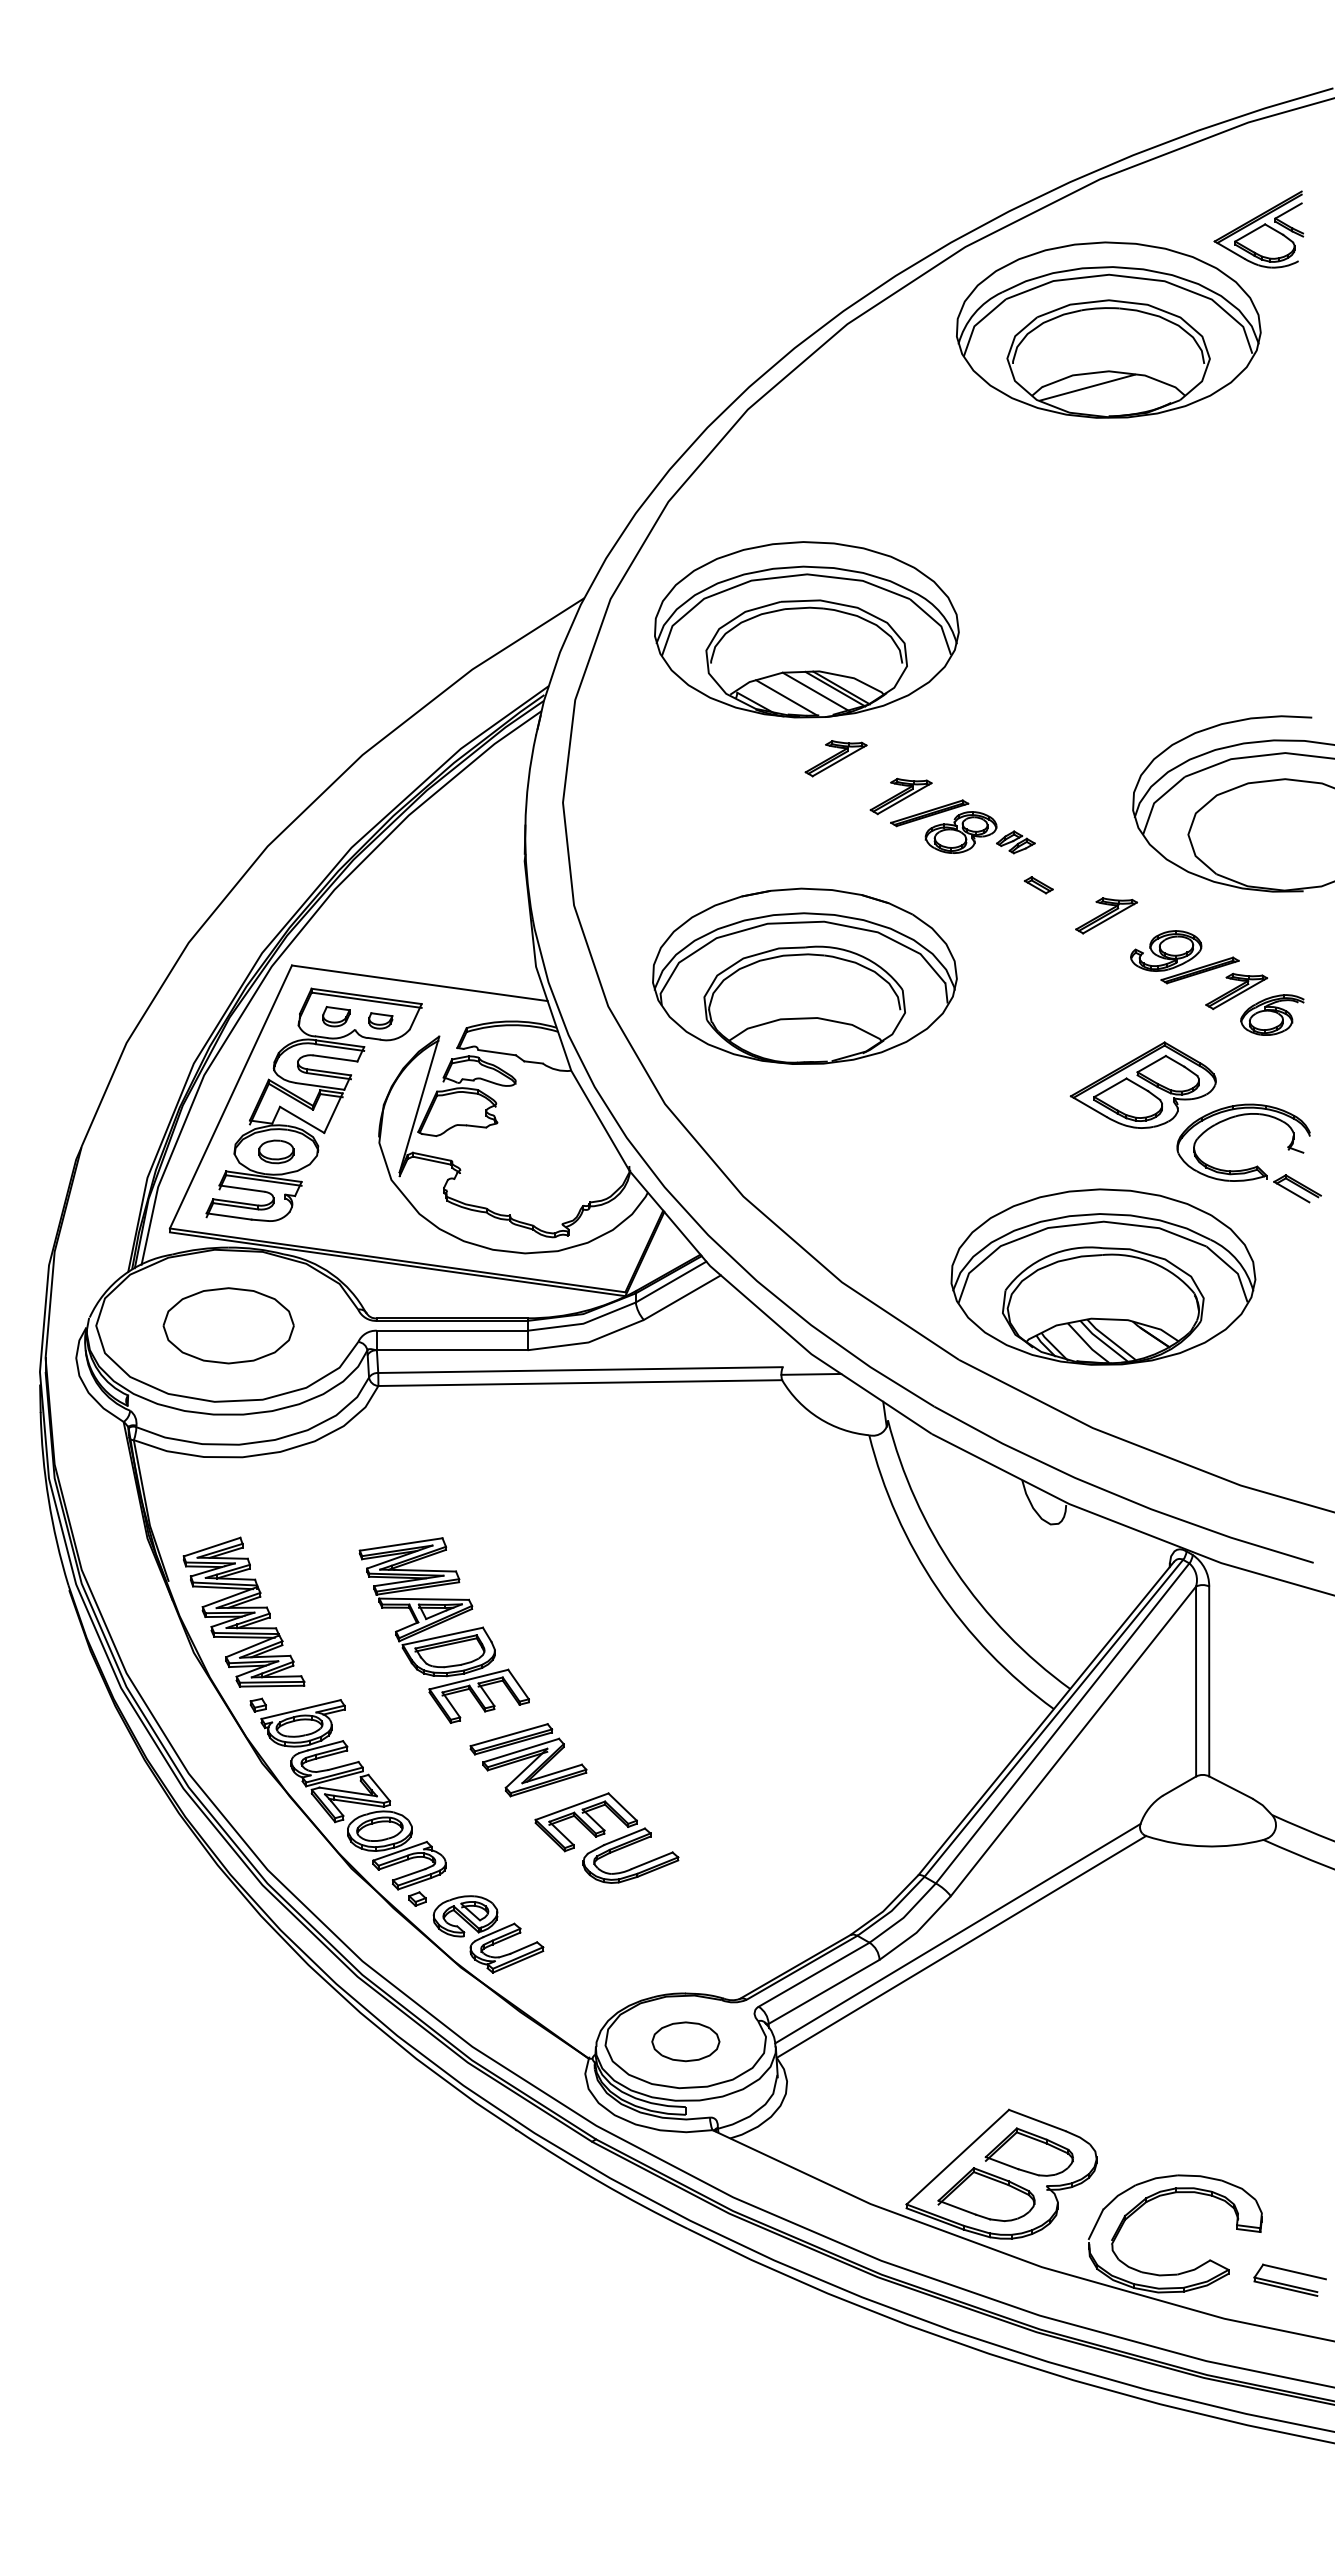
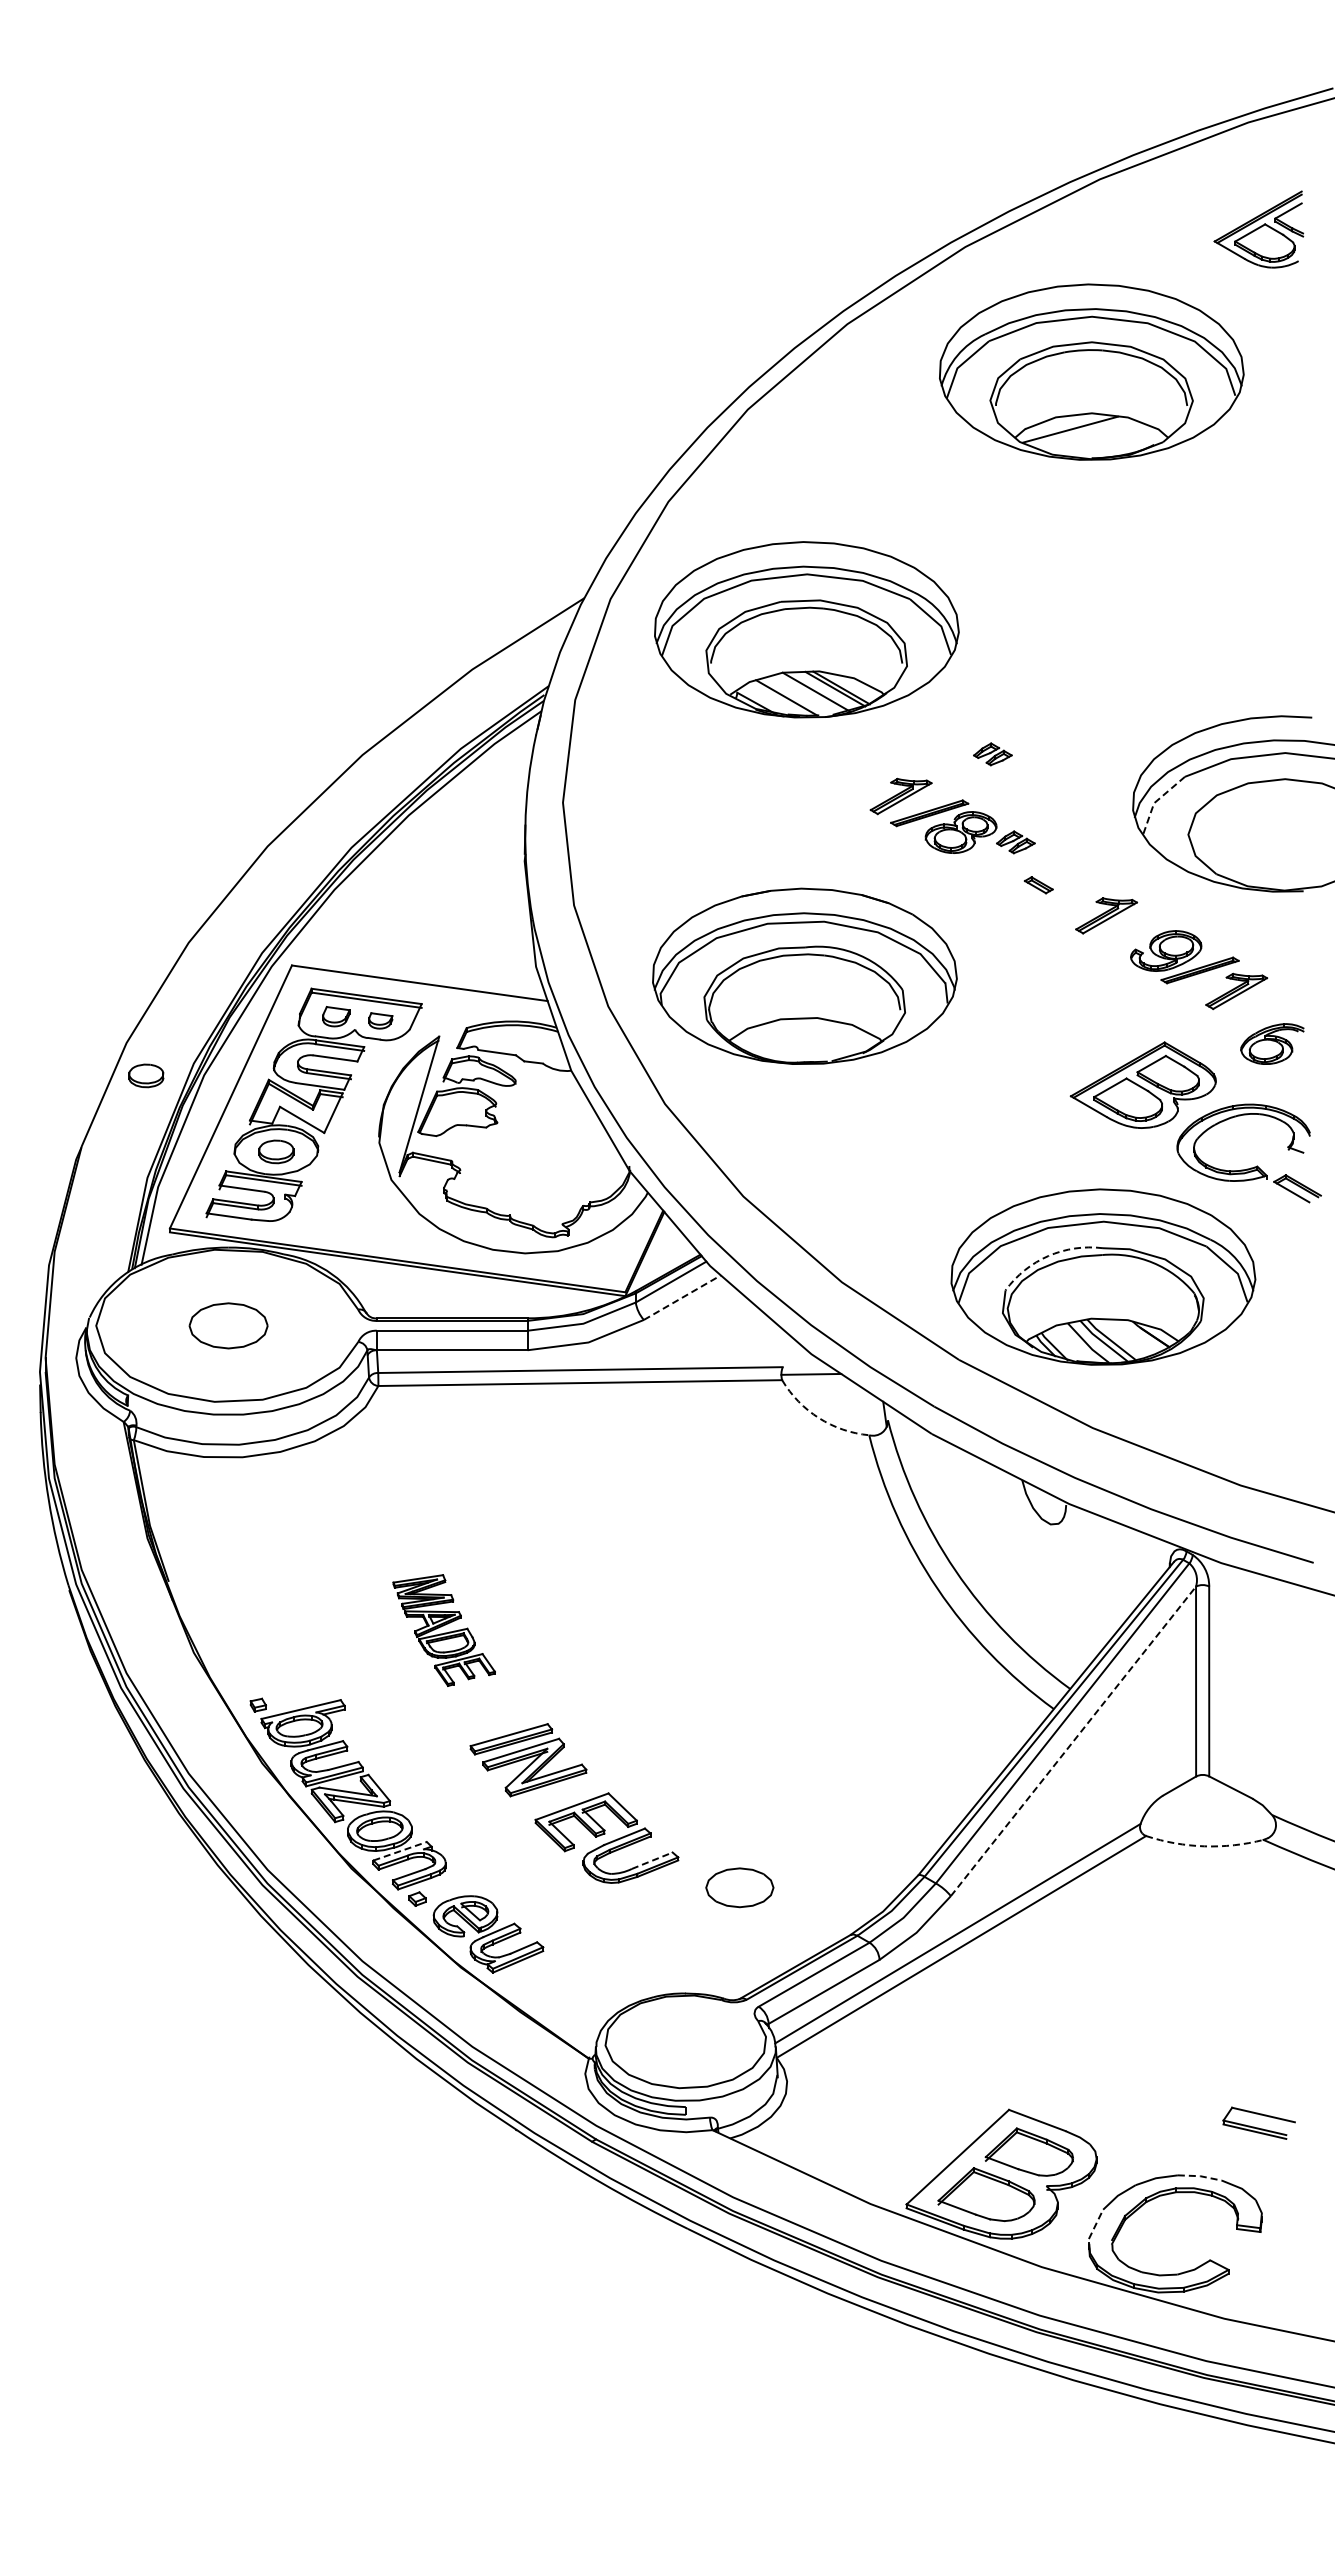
part position: (1108, 329) -> (1091, 371) (1091, 371)
part: none -> present (992, 754)
part: present -> none (835, 758)
line: solid -> dashed (1156, 801)
part position: (1272, 1014) -> (1272, 1043) (1272, 1043)
part: none -> present (146, 1075)
arc: solid -> dashed (1048, 1256)
line: solid -> dashed (682, 1297)
part size: 133x78 px -> 81x48 px (228, 1325)
arc: solid -> dashed (819, 1418)
part: present -> none (243, 1611)
part size: 172x187 px -> 104x113 px (443, 1630)
line: solid -> dashed (1073, 1740)
arc: solid -> dashed (1204, 1846)
line: solid -> dashed (400, 1851)
line: solid -> dashed (652, 1860)
part position: (685, 2041) -> (739, 1887) (739, 1887)
line: solid -> dashed (1200, 2176)
line: solid -> dashed (1096, 2223)
part position: (1289, 2279) -> (1258, 2122) (1258, 2122)
